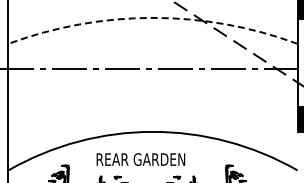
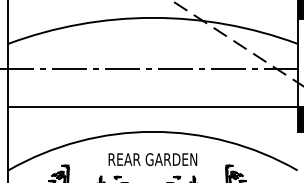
arc: dashed -> solid (152, 17)
line: none -> present (152, 106)
text position: (140, 159) -> (152, 159) (152, 159)
